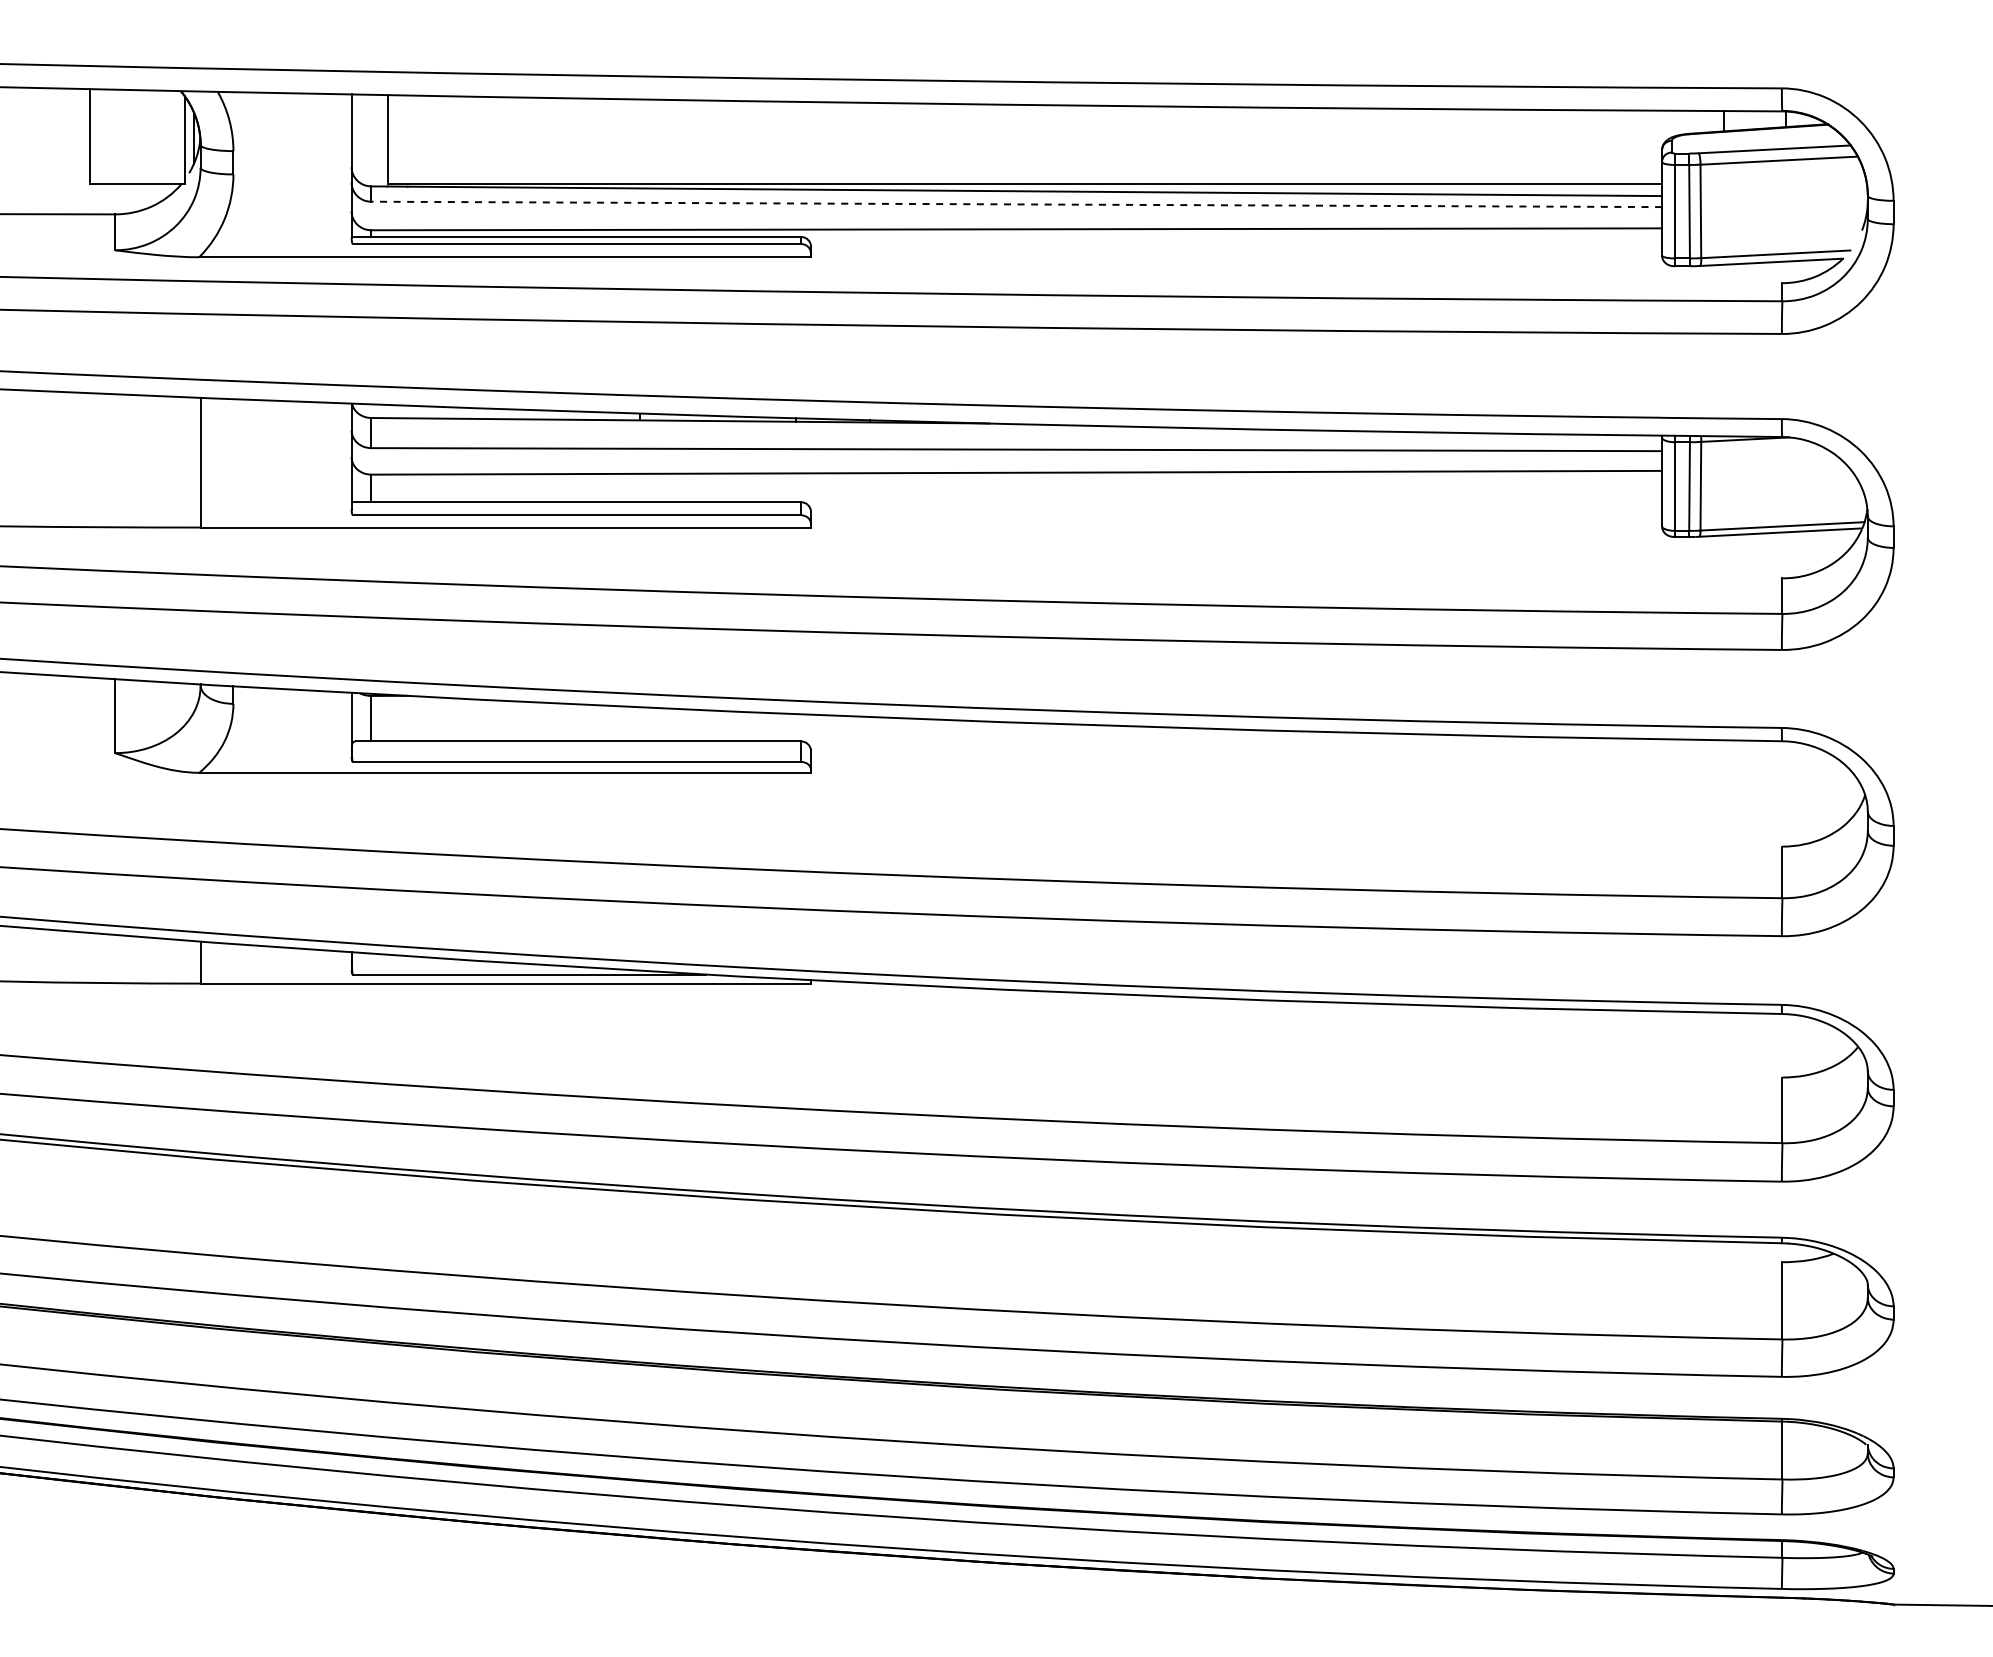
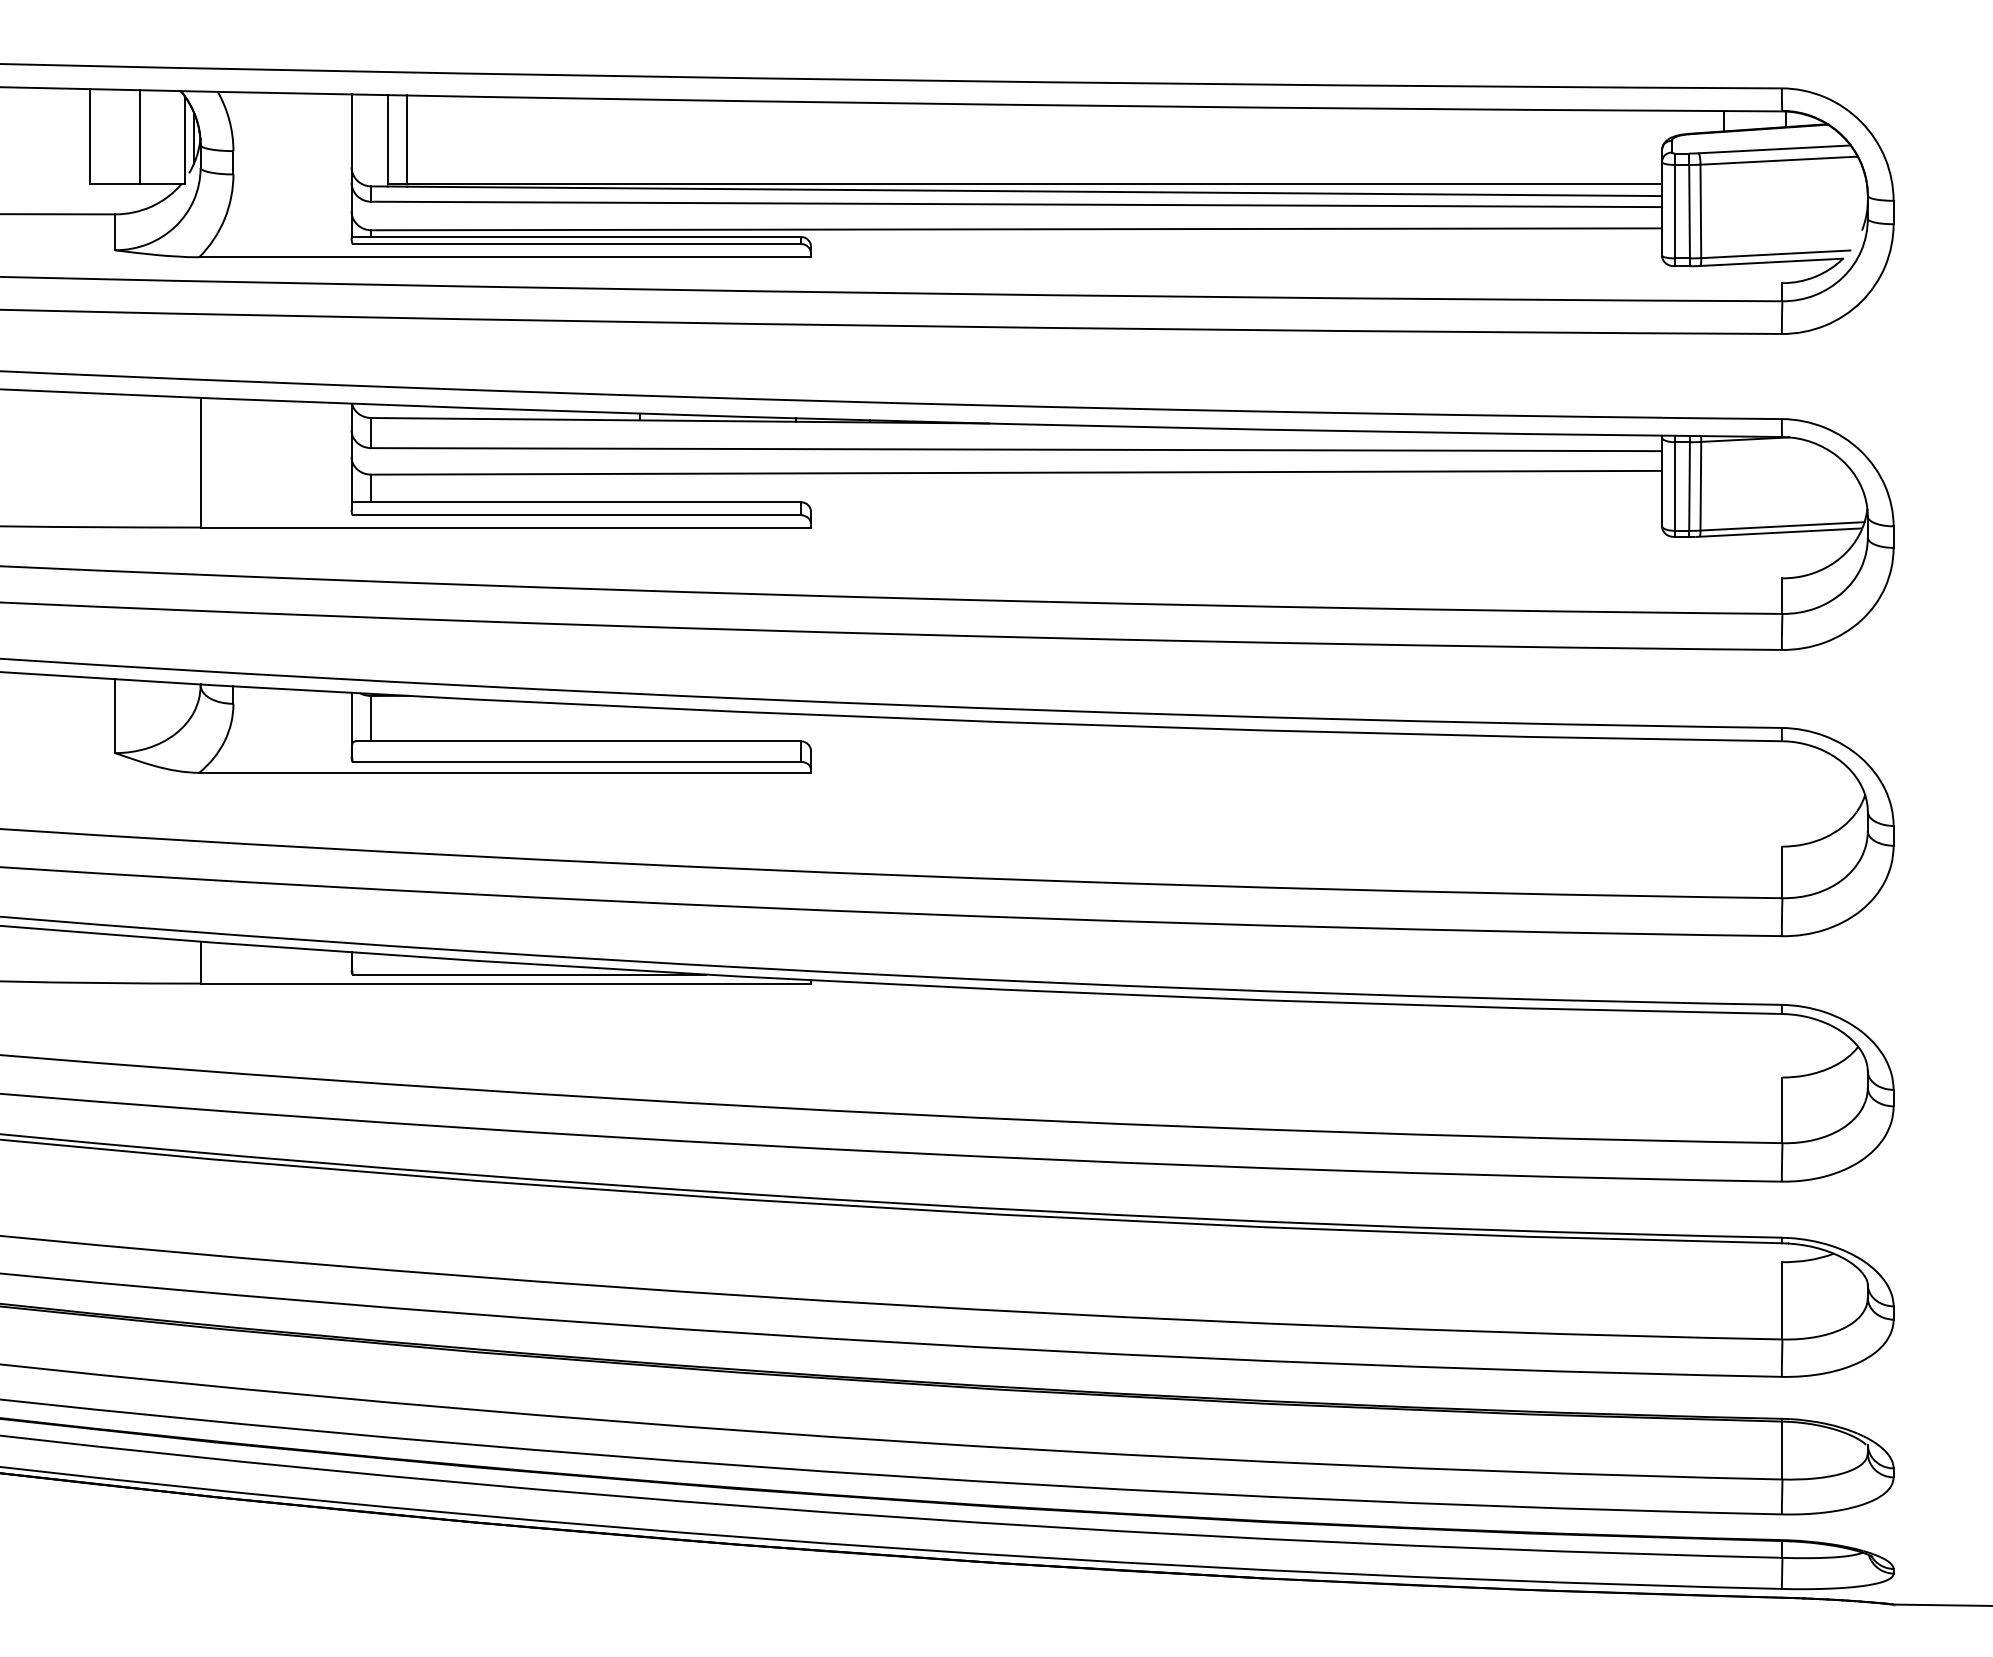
line: none -> present (139, 137)
line: none -> present (407, 139)
line: dashed -> solid (1016, 204)
